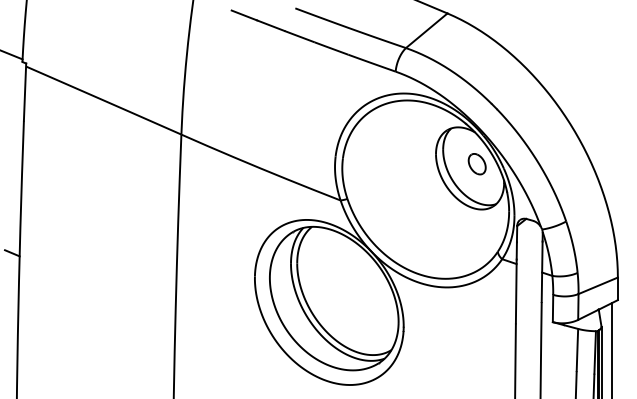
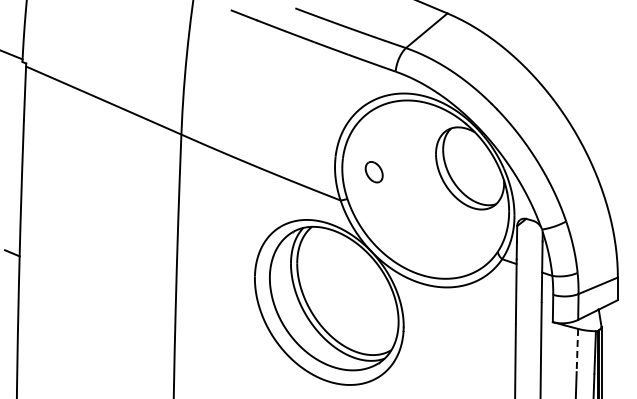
part position: (476, 164) -> (373, 172) (373, 172)
line: present -> none (612, 348)
line: solid -> dashed (577, 349)
